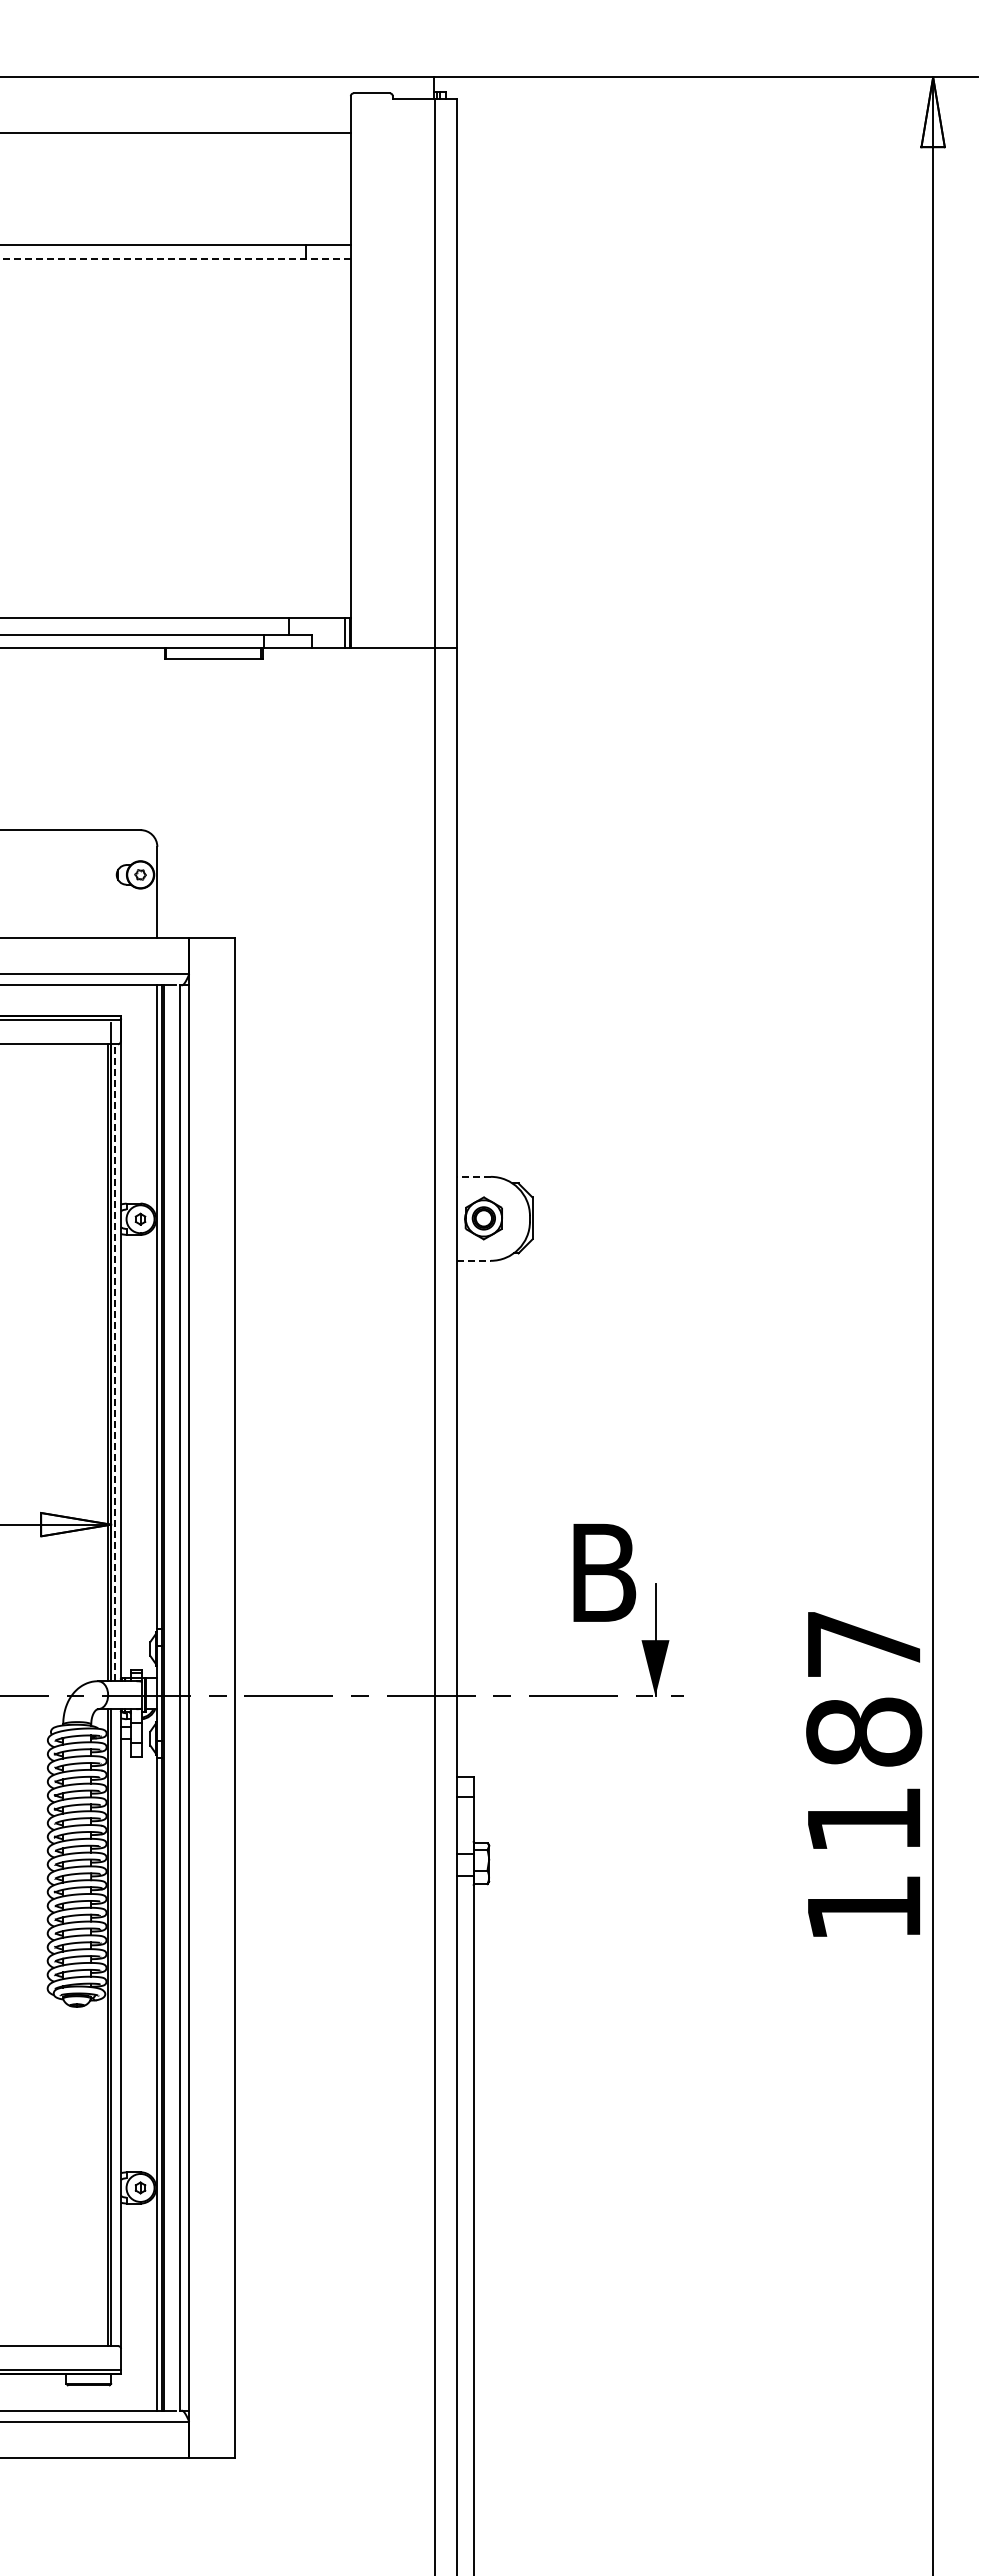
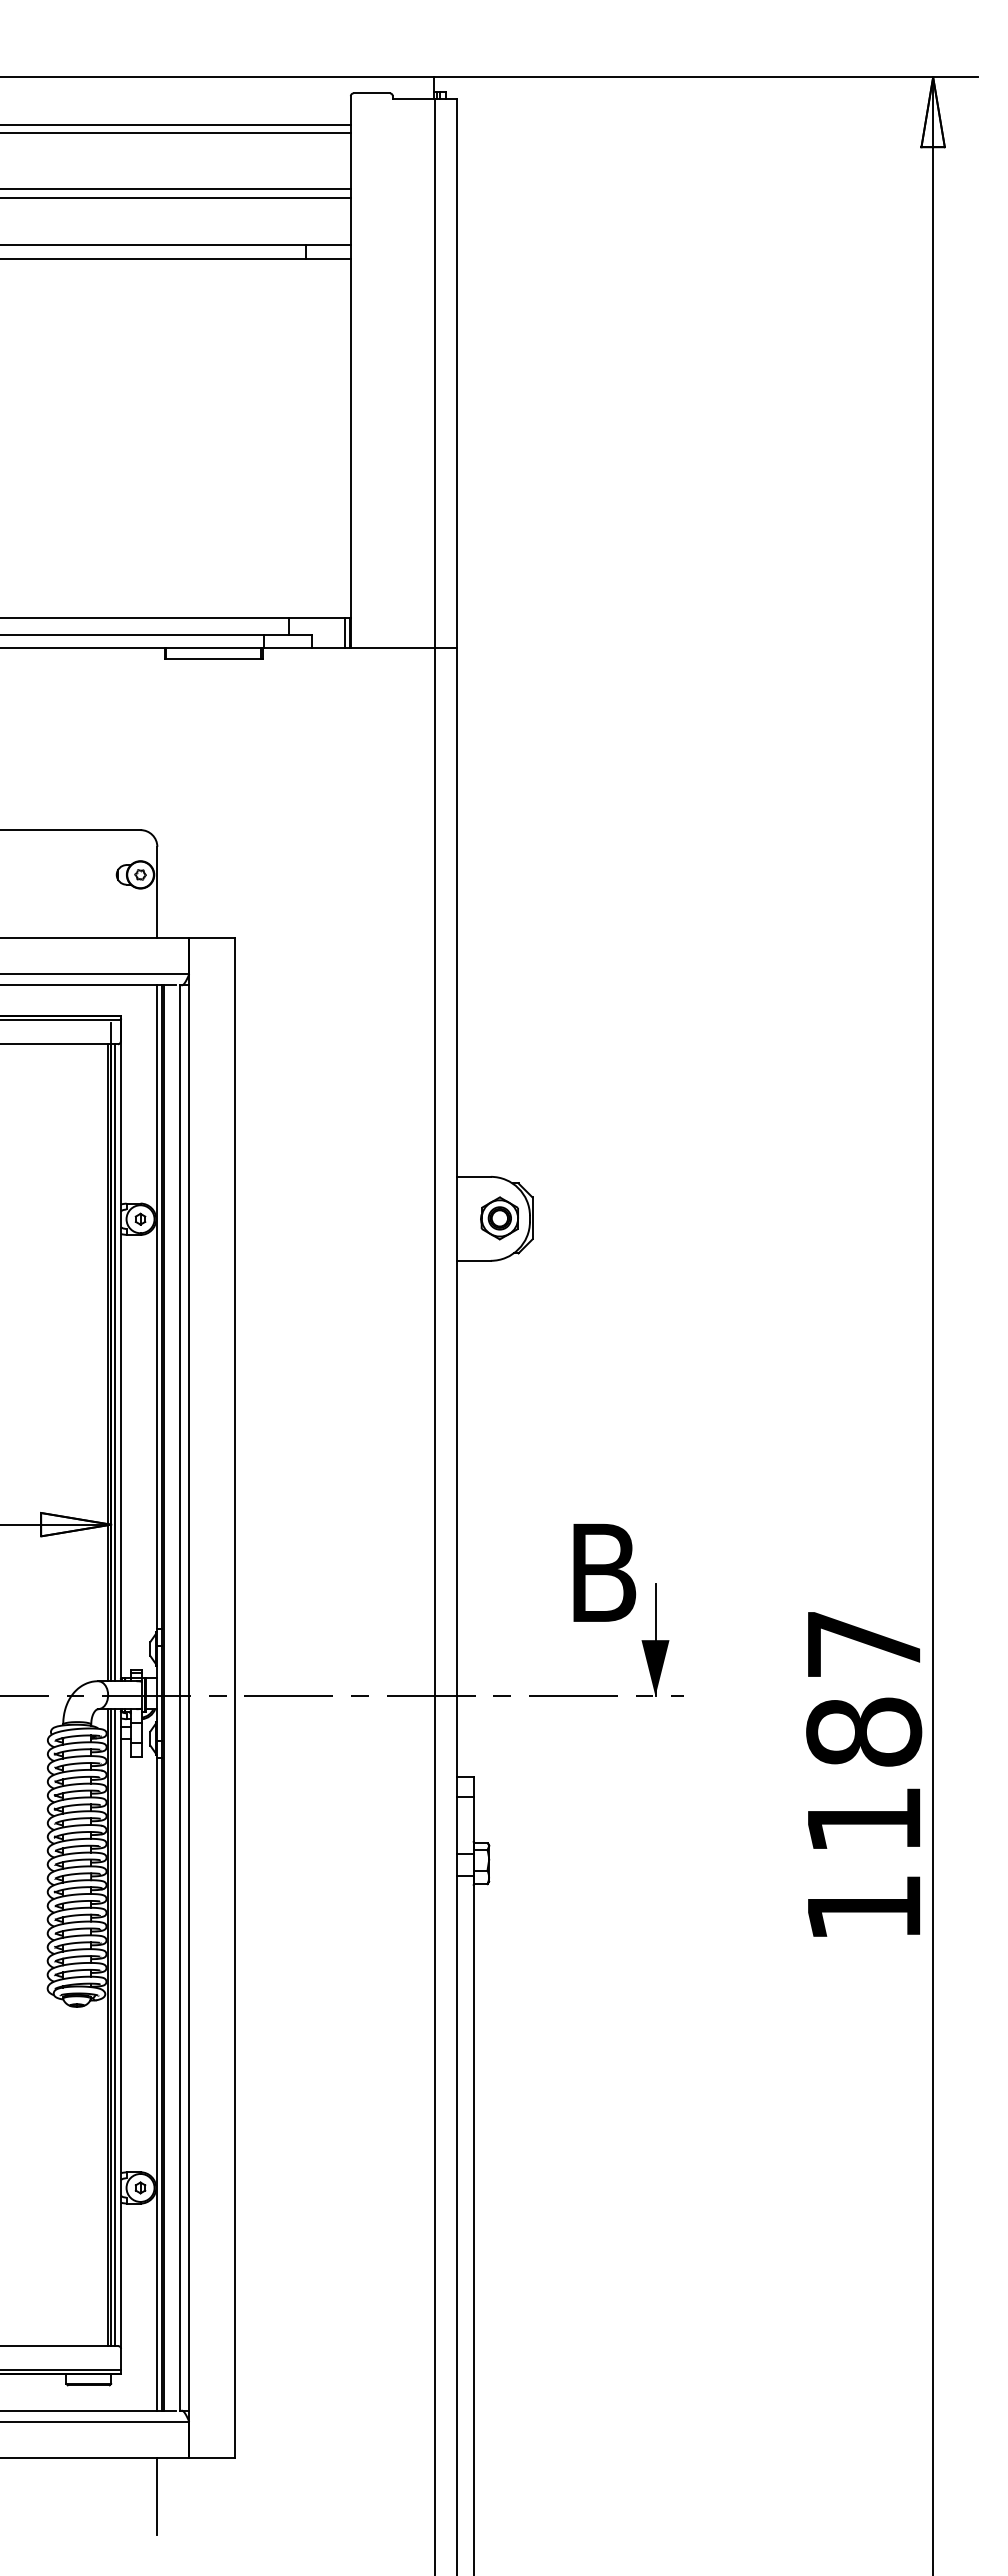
line: none -> present (176, 124)
line: none -> present (176, 189)
line: none -> present (176, 197)
line: dashed -> solid (175, 259)
line: dashed -> solid (474, 1176)
part position: (483, 1218) -> (499, 1218) (499, 1218)
line: dashed -> solid (474, 1260)
line: dashed -> solid (115, 1362)
line: none -> present (115, 2027)
line: none -> present (157, 2496)
